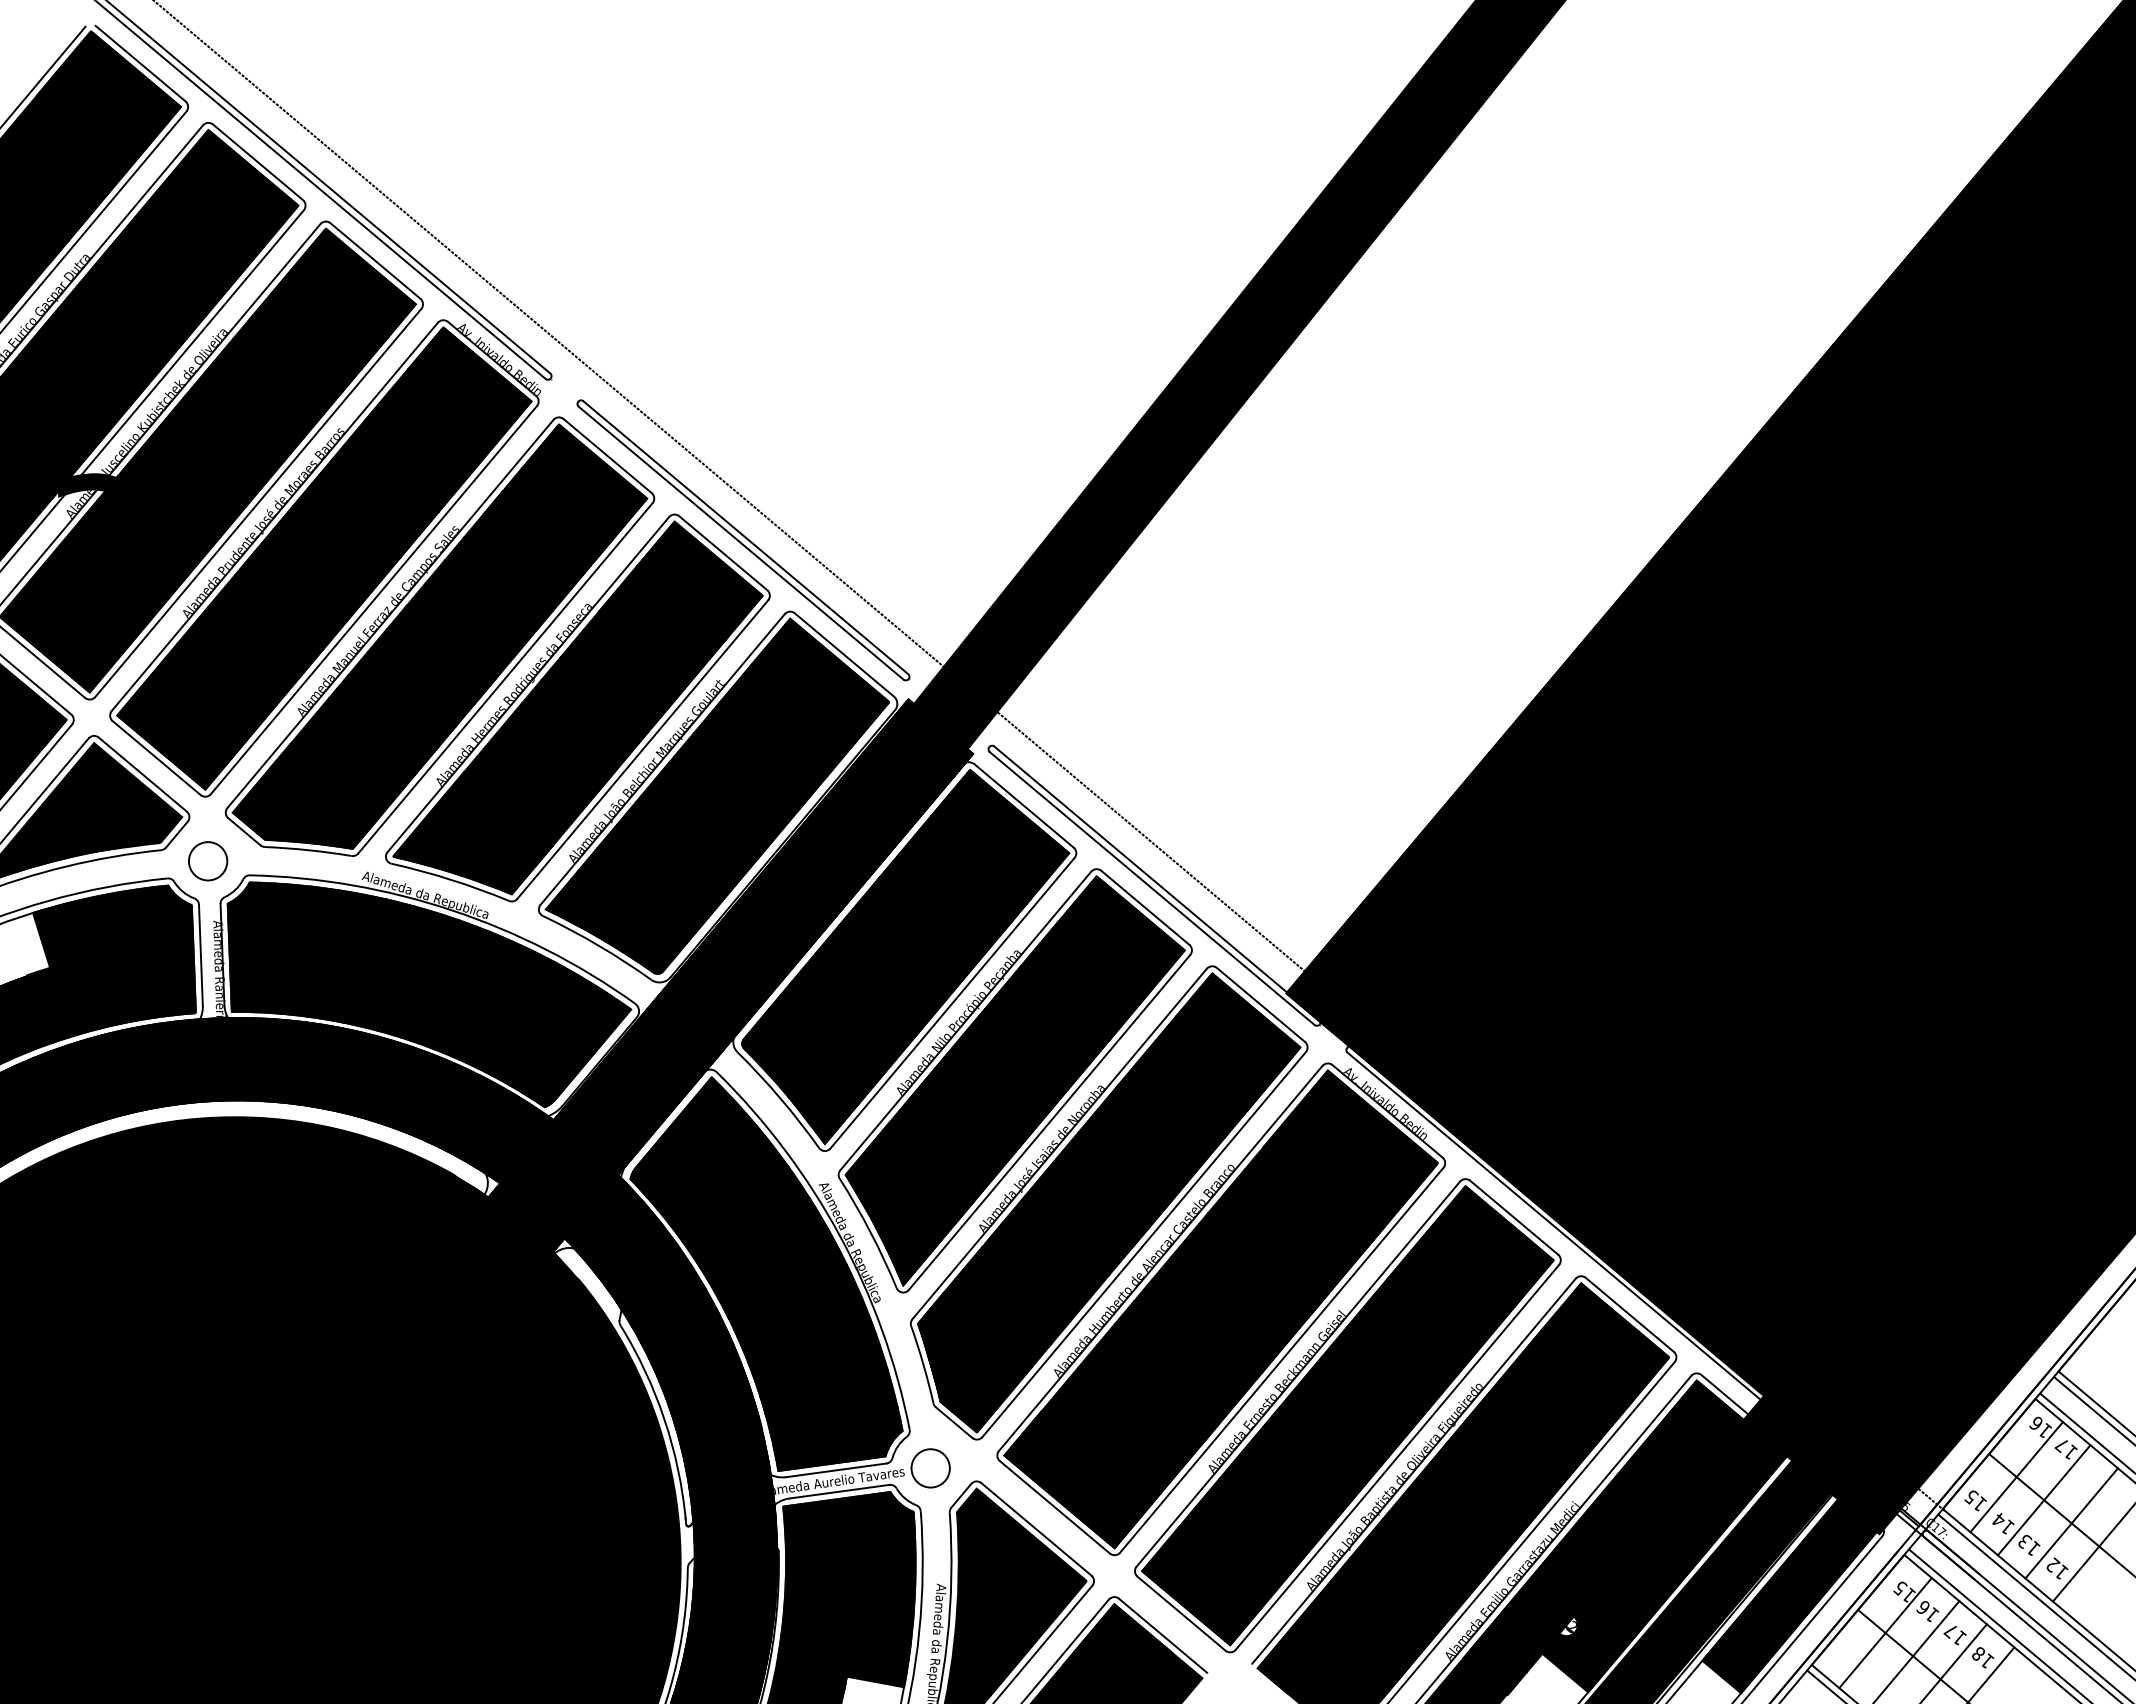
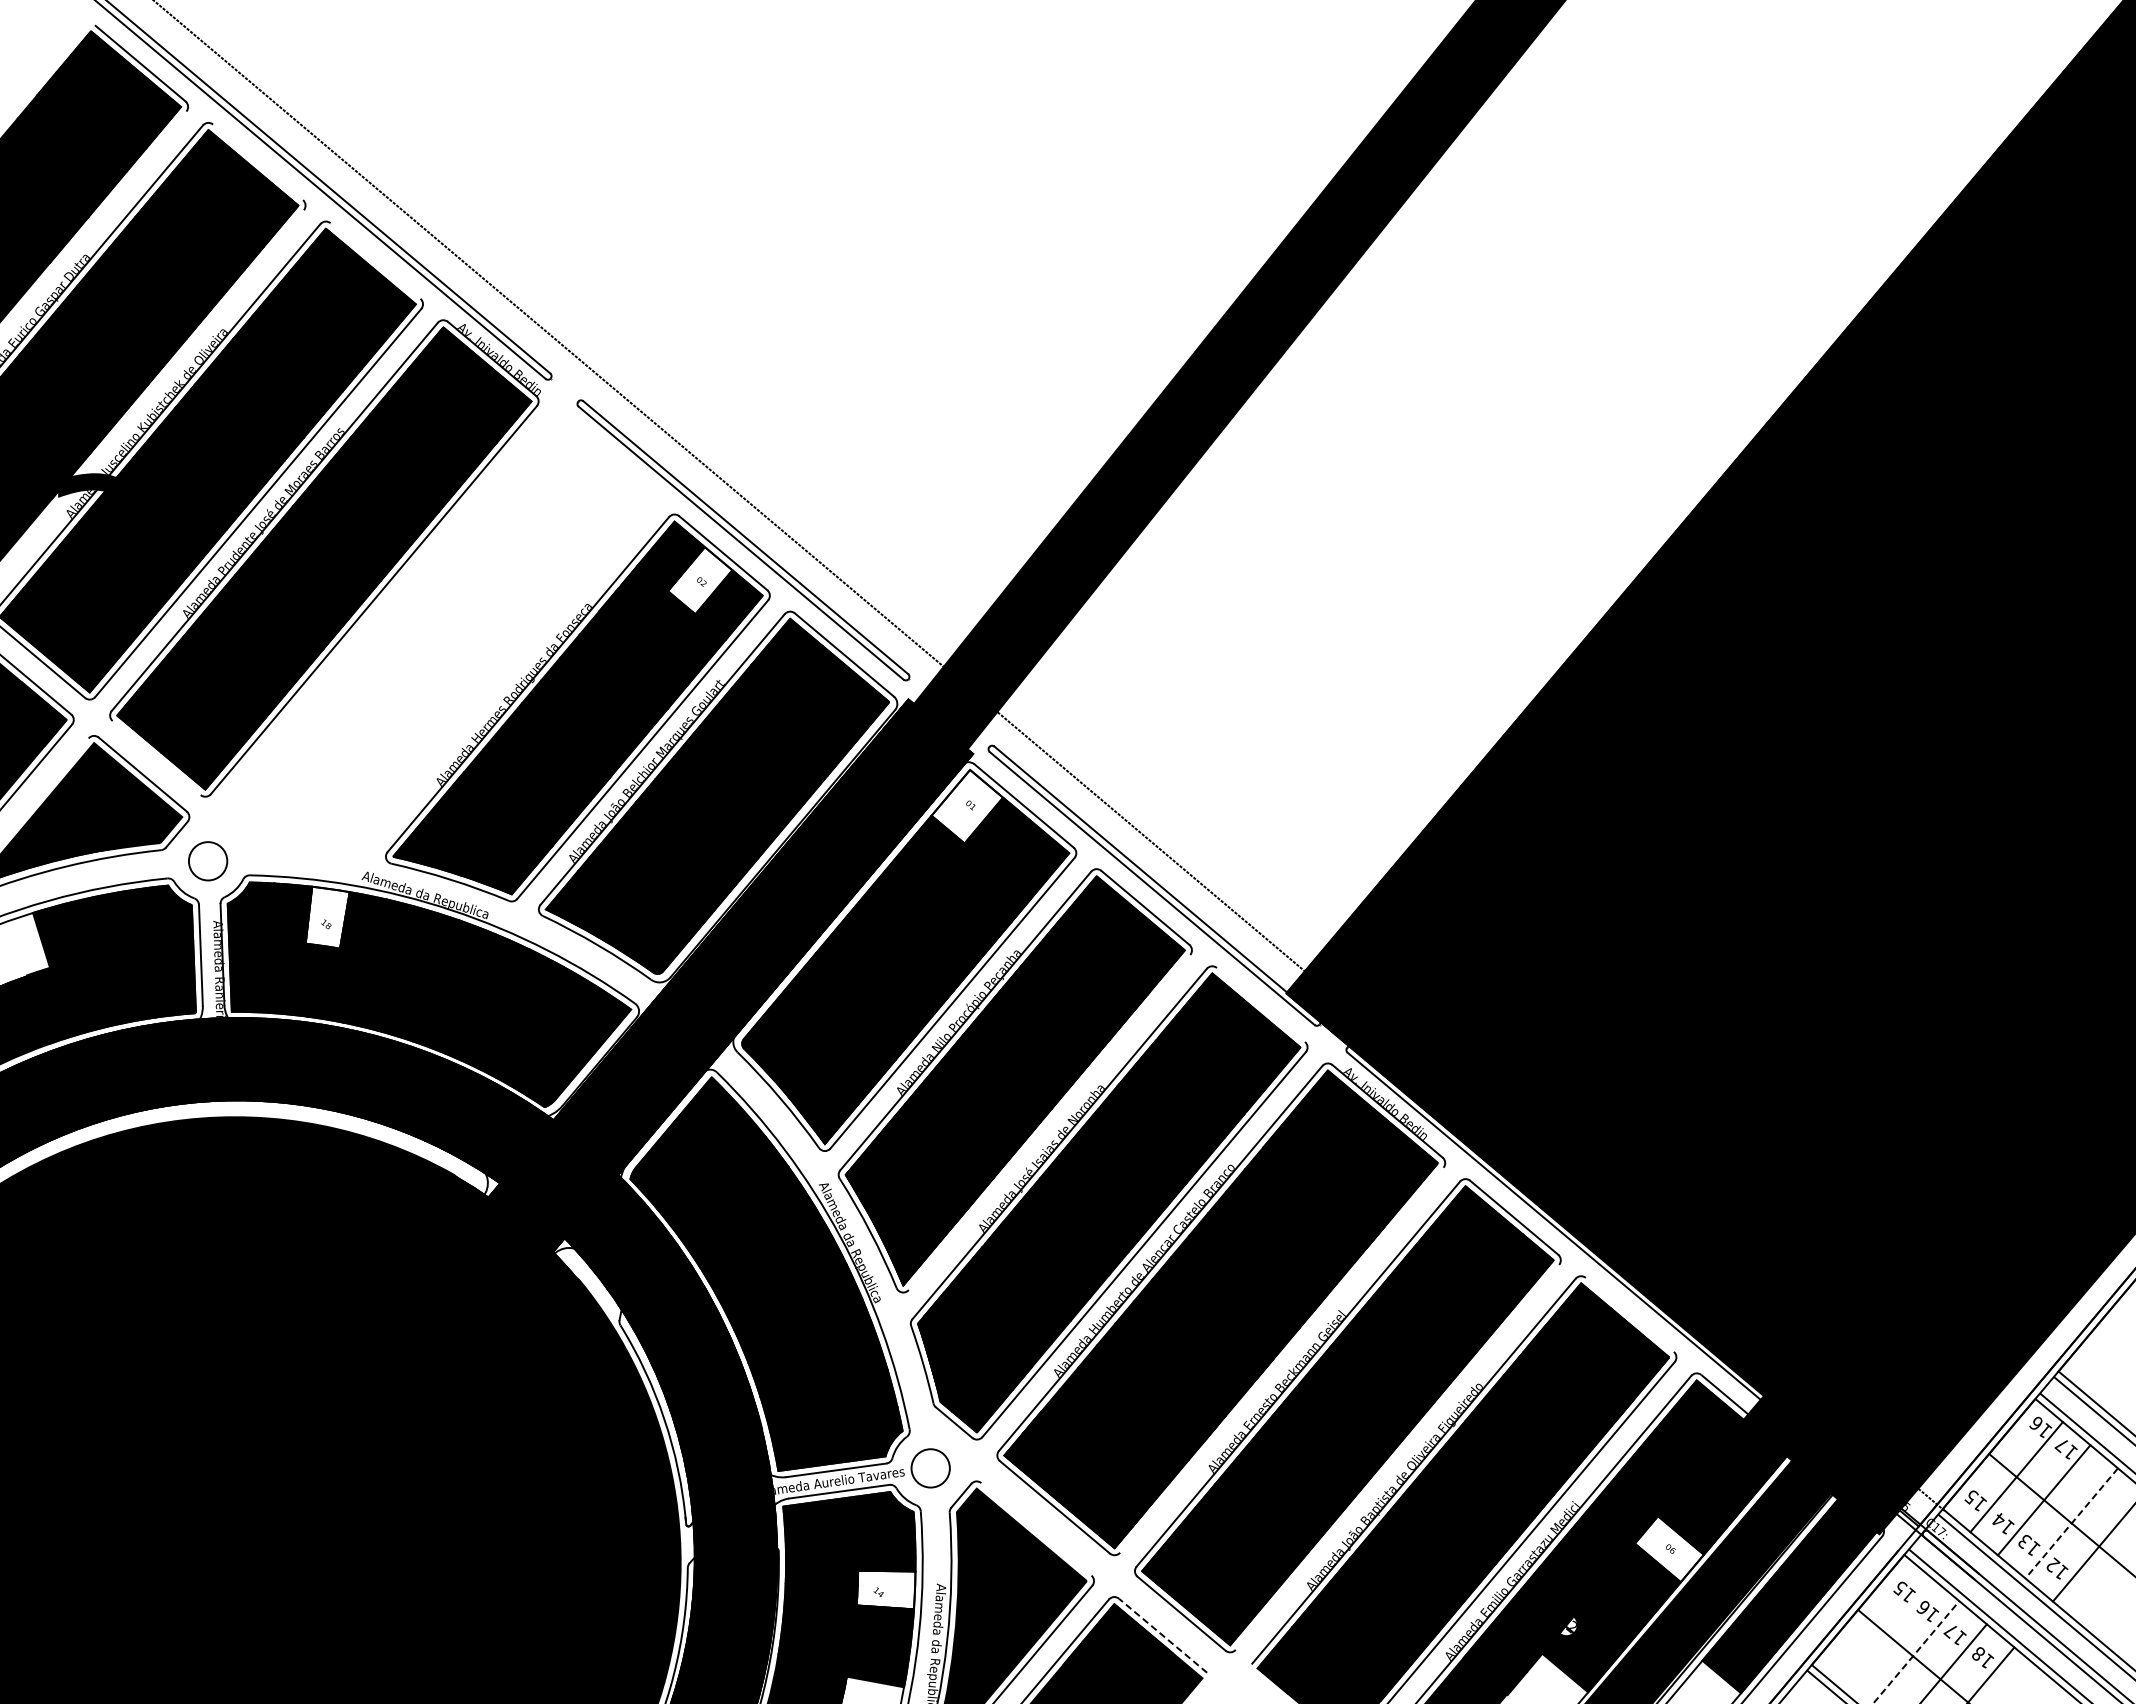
line: present -> none (43, 75)
line: present -> none (258, 162)
line: present -> none (94, 220)
line: present -> none (375, 260)
line: present -> none (152, 389)
fill: present -> none (699, 580)
part: present -> none (439, 636)
line: present -> none (156, 758)
line: present -> none (45, 789)
fill: present -> none (967, 806)
fill: present -> none (327, 917)
line: present -> none (1260, 1004)
line: present -> none (1049, 1122)
line: present -> none (1629, 1314)
line: present -> none (1281, 1359)
line: present -> none (1397, 1456)
line: solid -> dashed (2071, 1523)
line: present -> none (1036, 1529)
fill: present -> none (1668, 1549)
fill: present -> none (885, 1589)
line: present -> none (1885, 1633)
line: solid -> dashed (1163, 1635)
line: solid -> dashed (1916, 1652)
